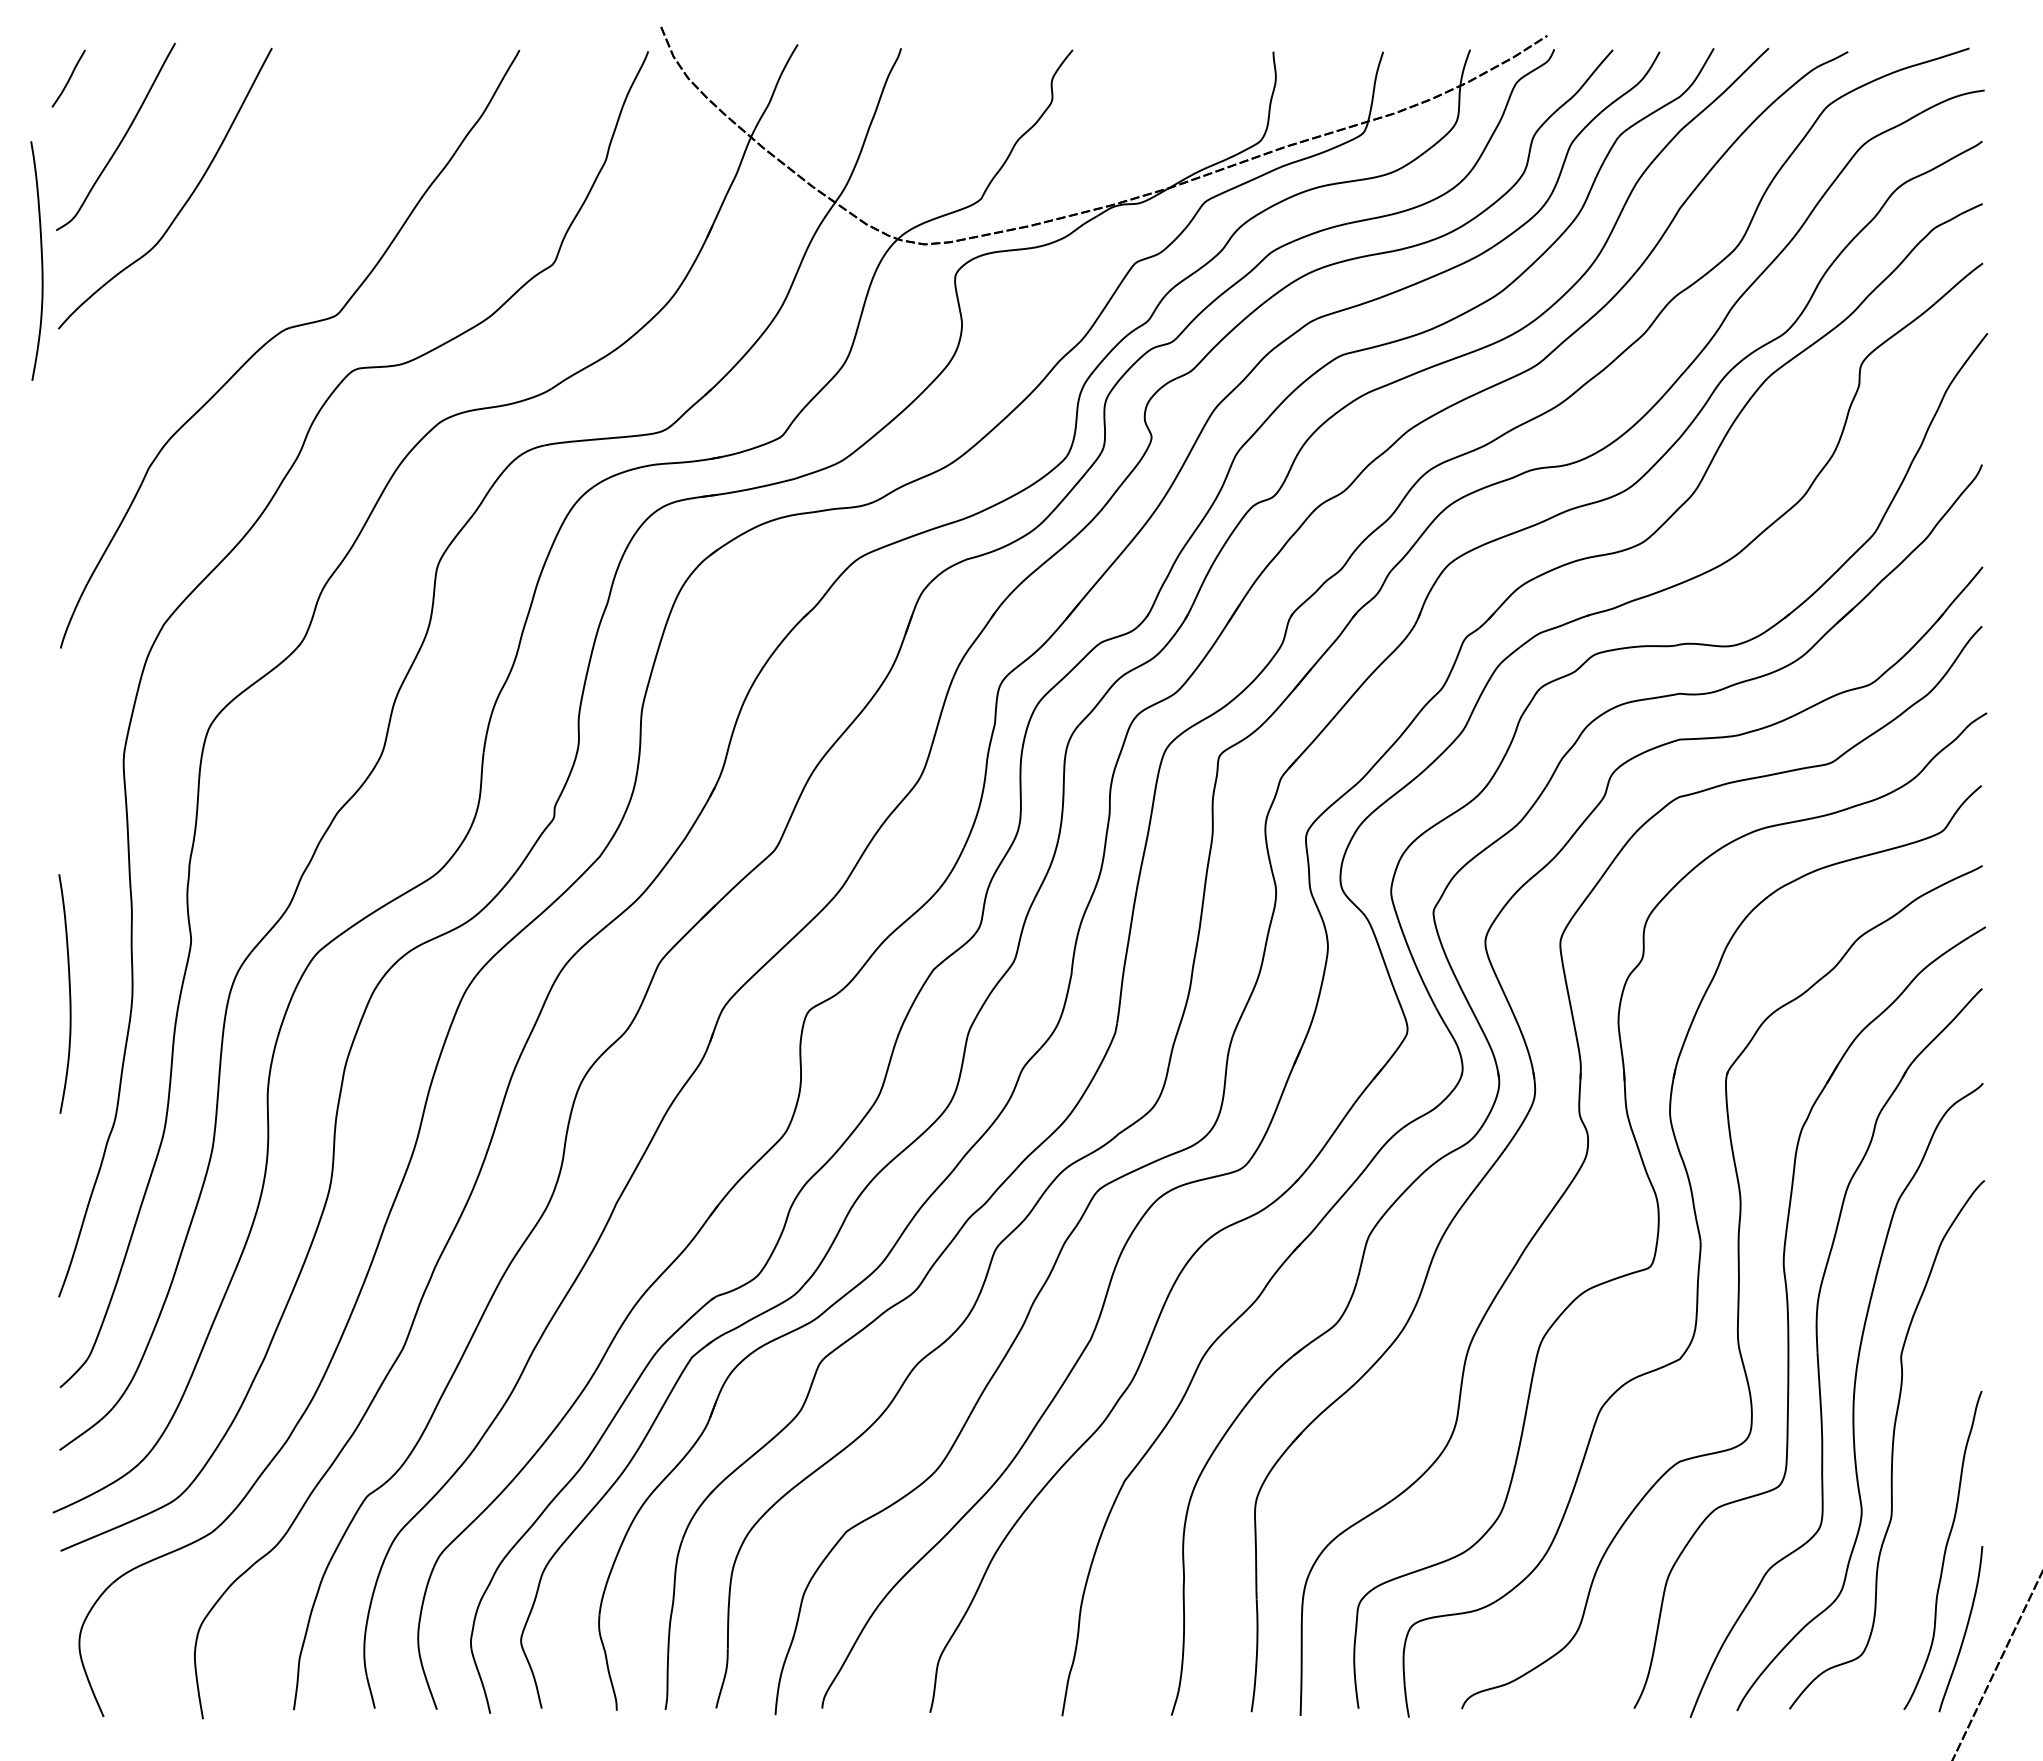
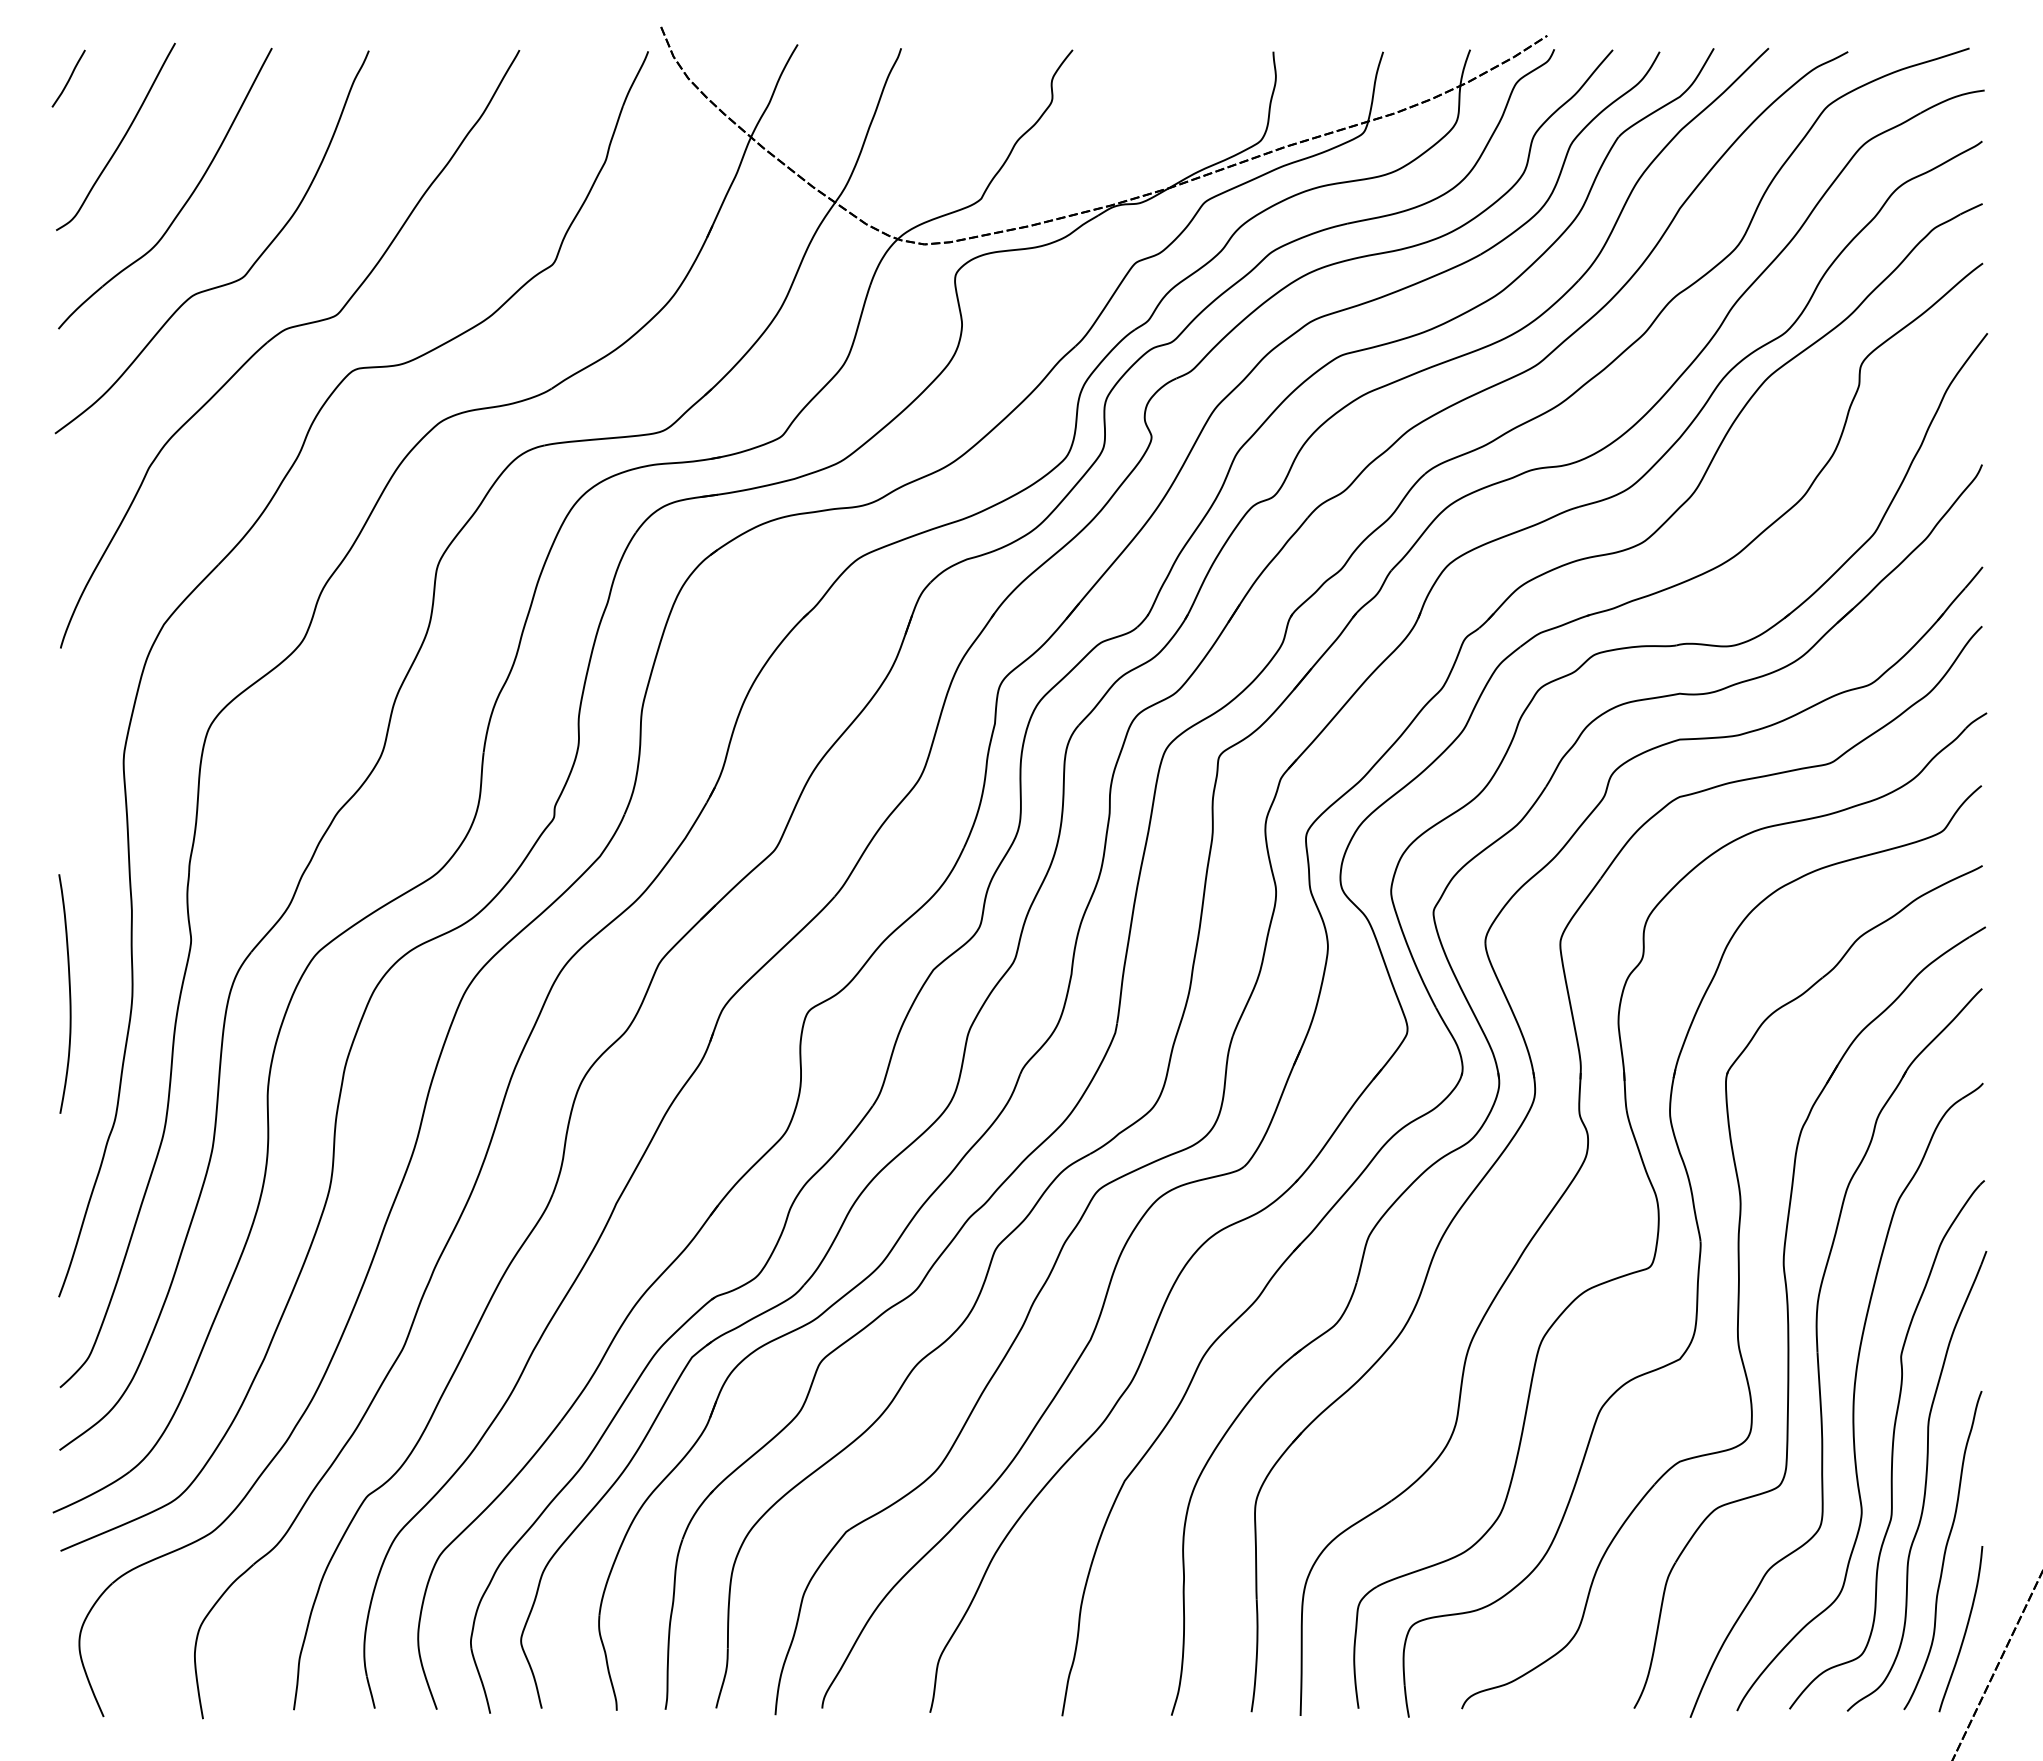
curve: present -> none (41, 260)
curve: none -> present (225, 283)
part: none -> present (1924, 1484)
